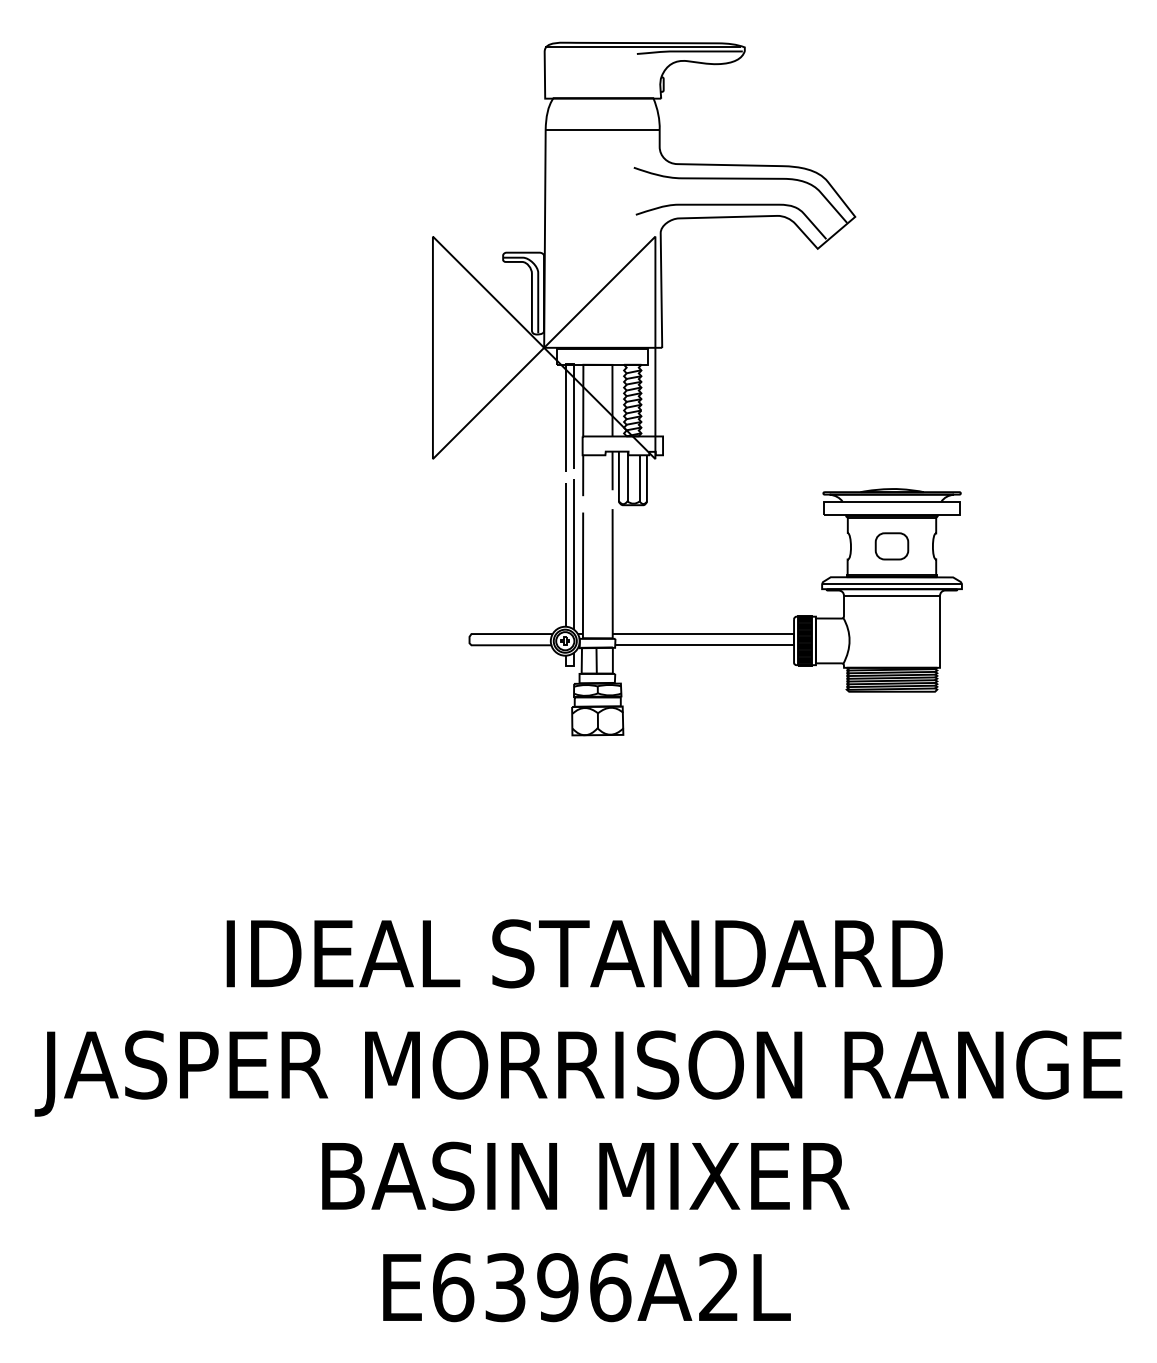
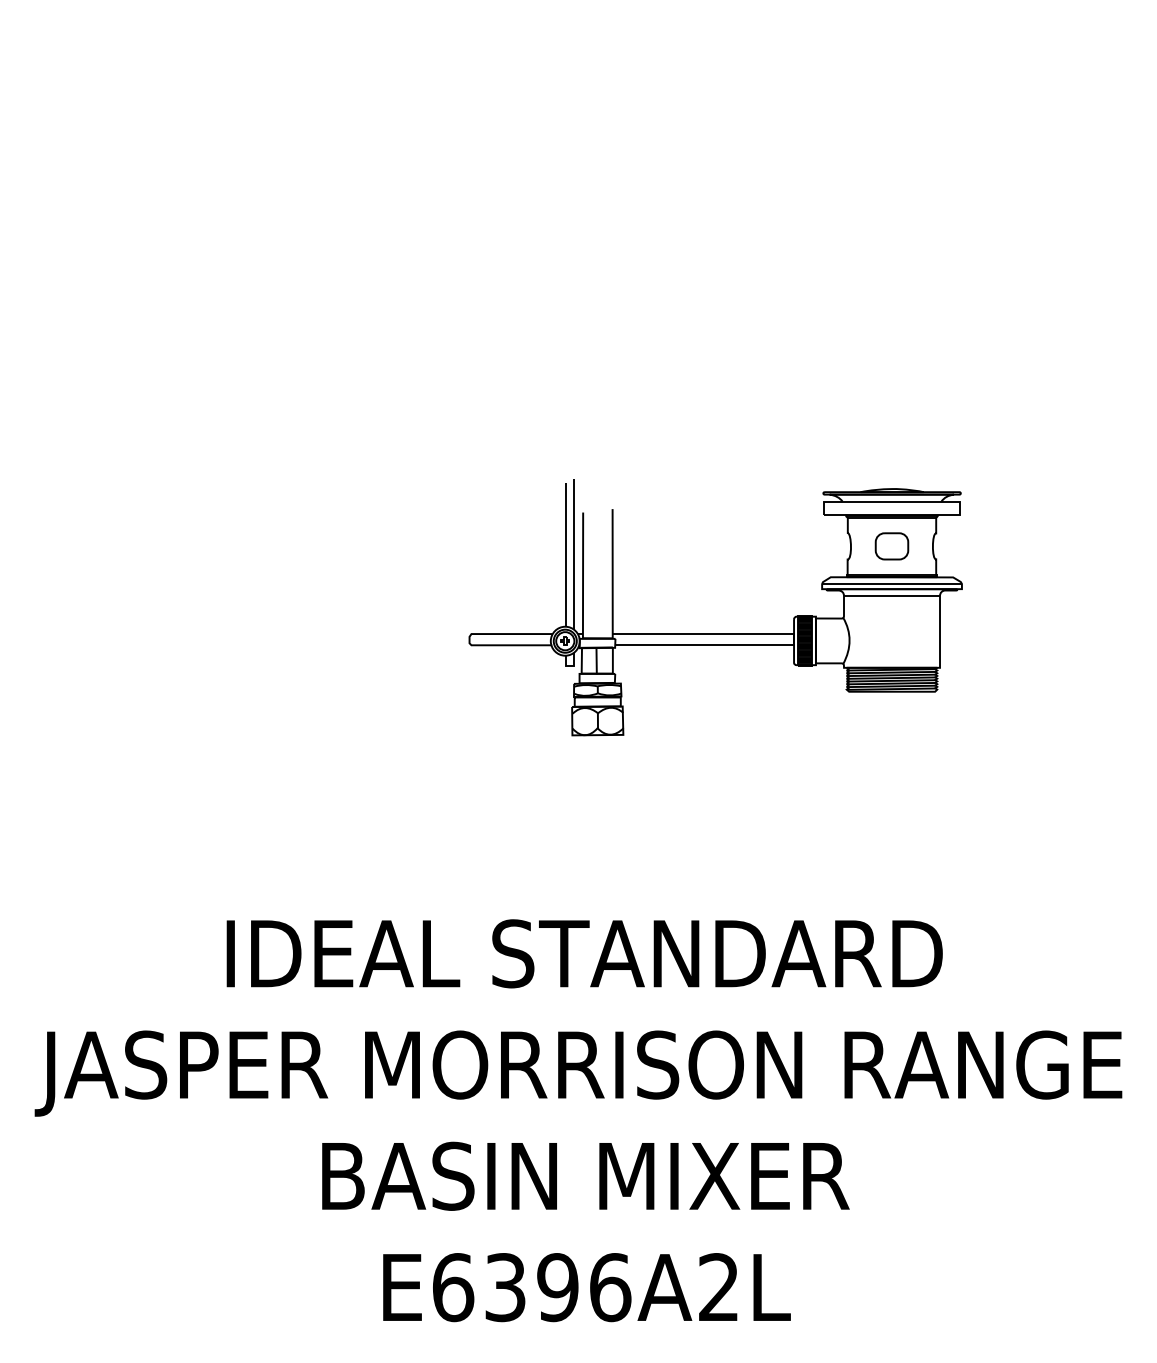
part: present -> none (644, 273)
